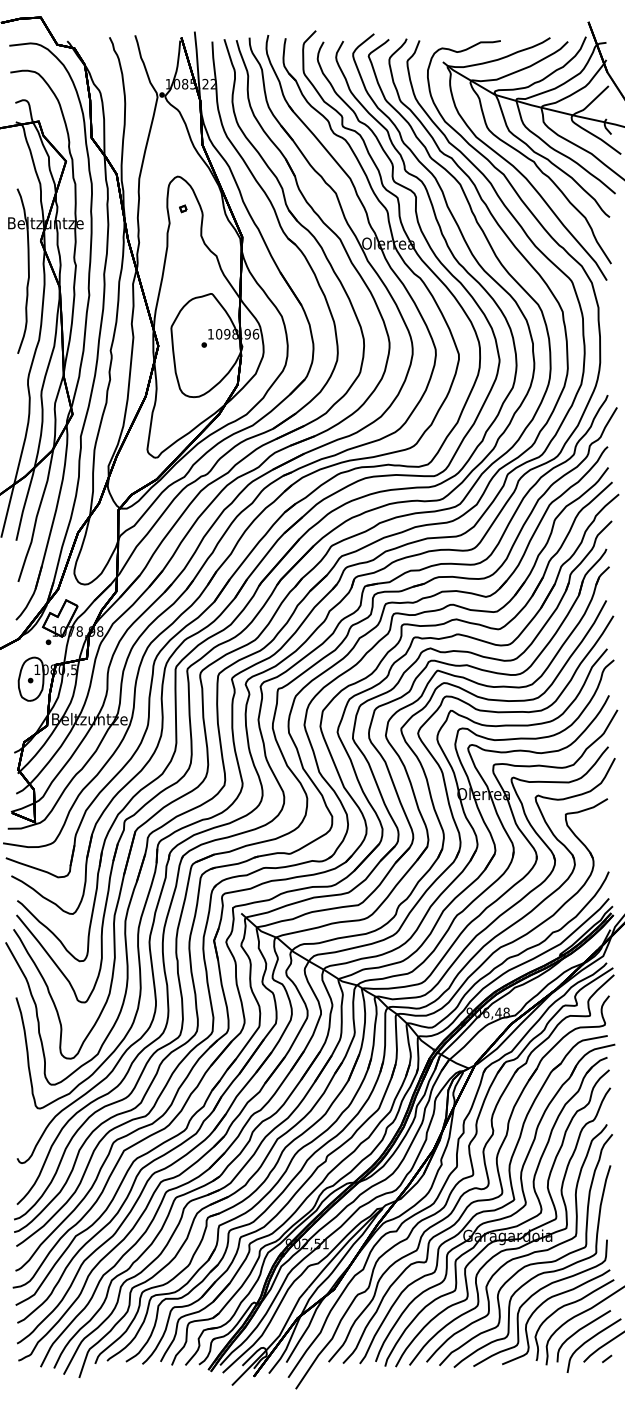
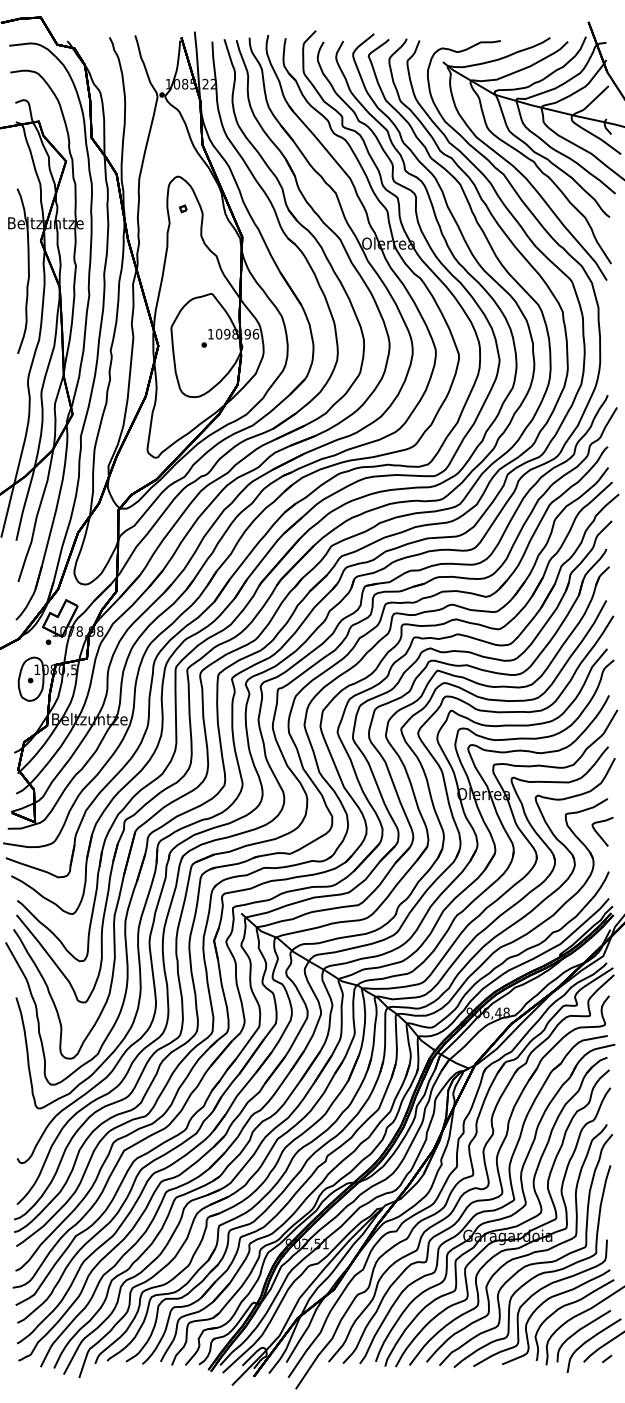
part: none -> present (602, 831)
